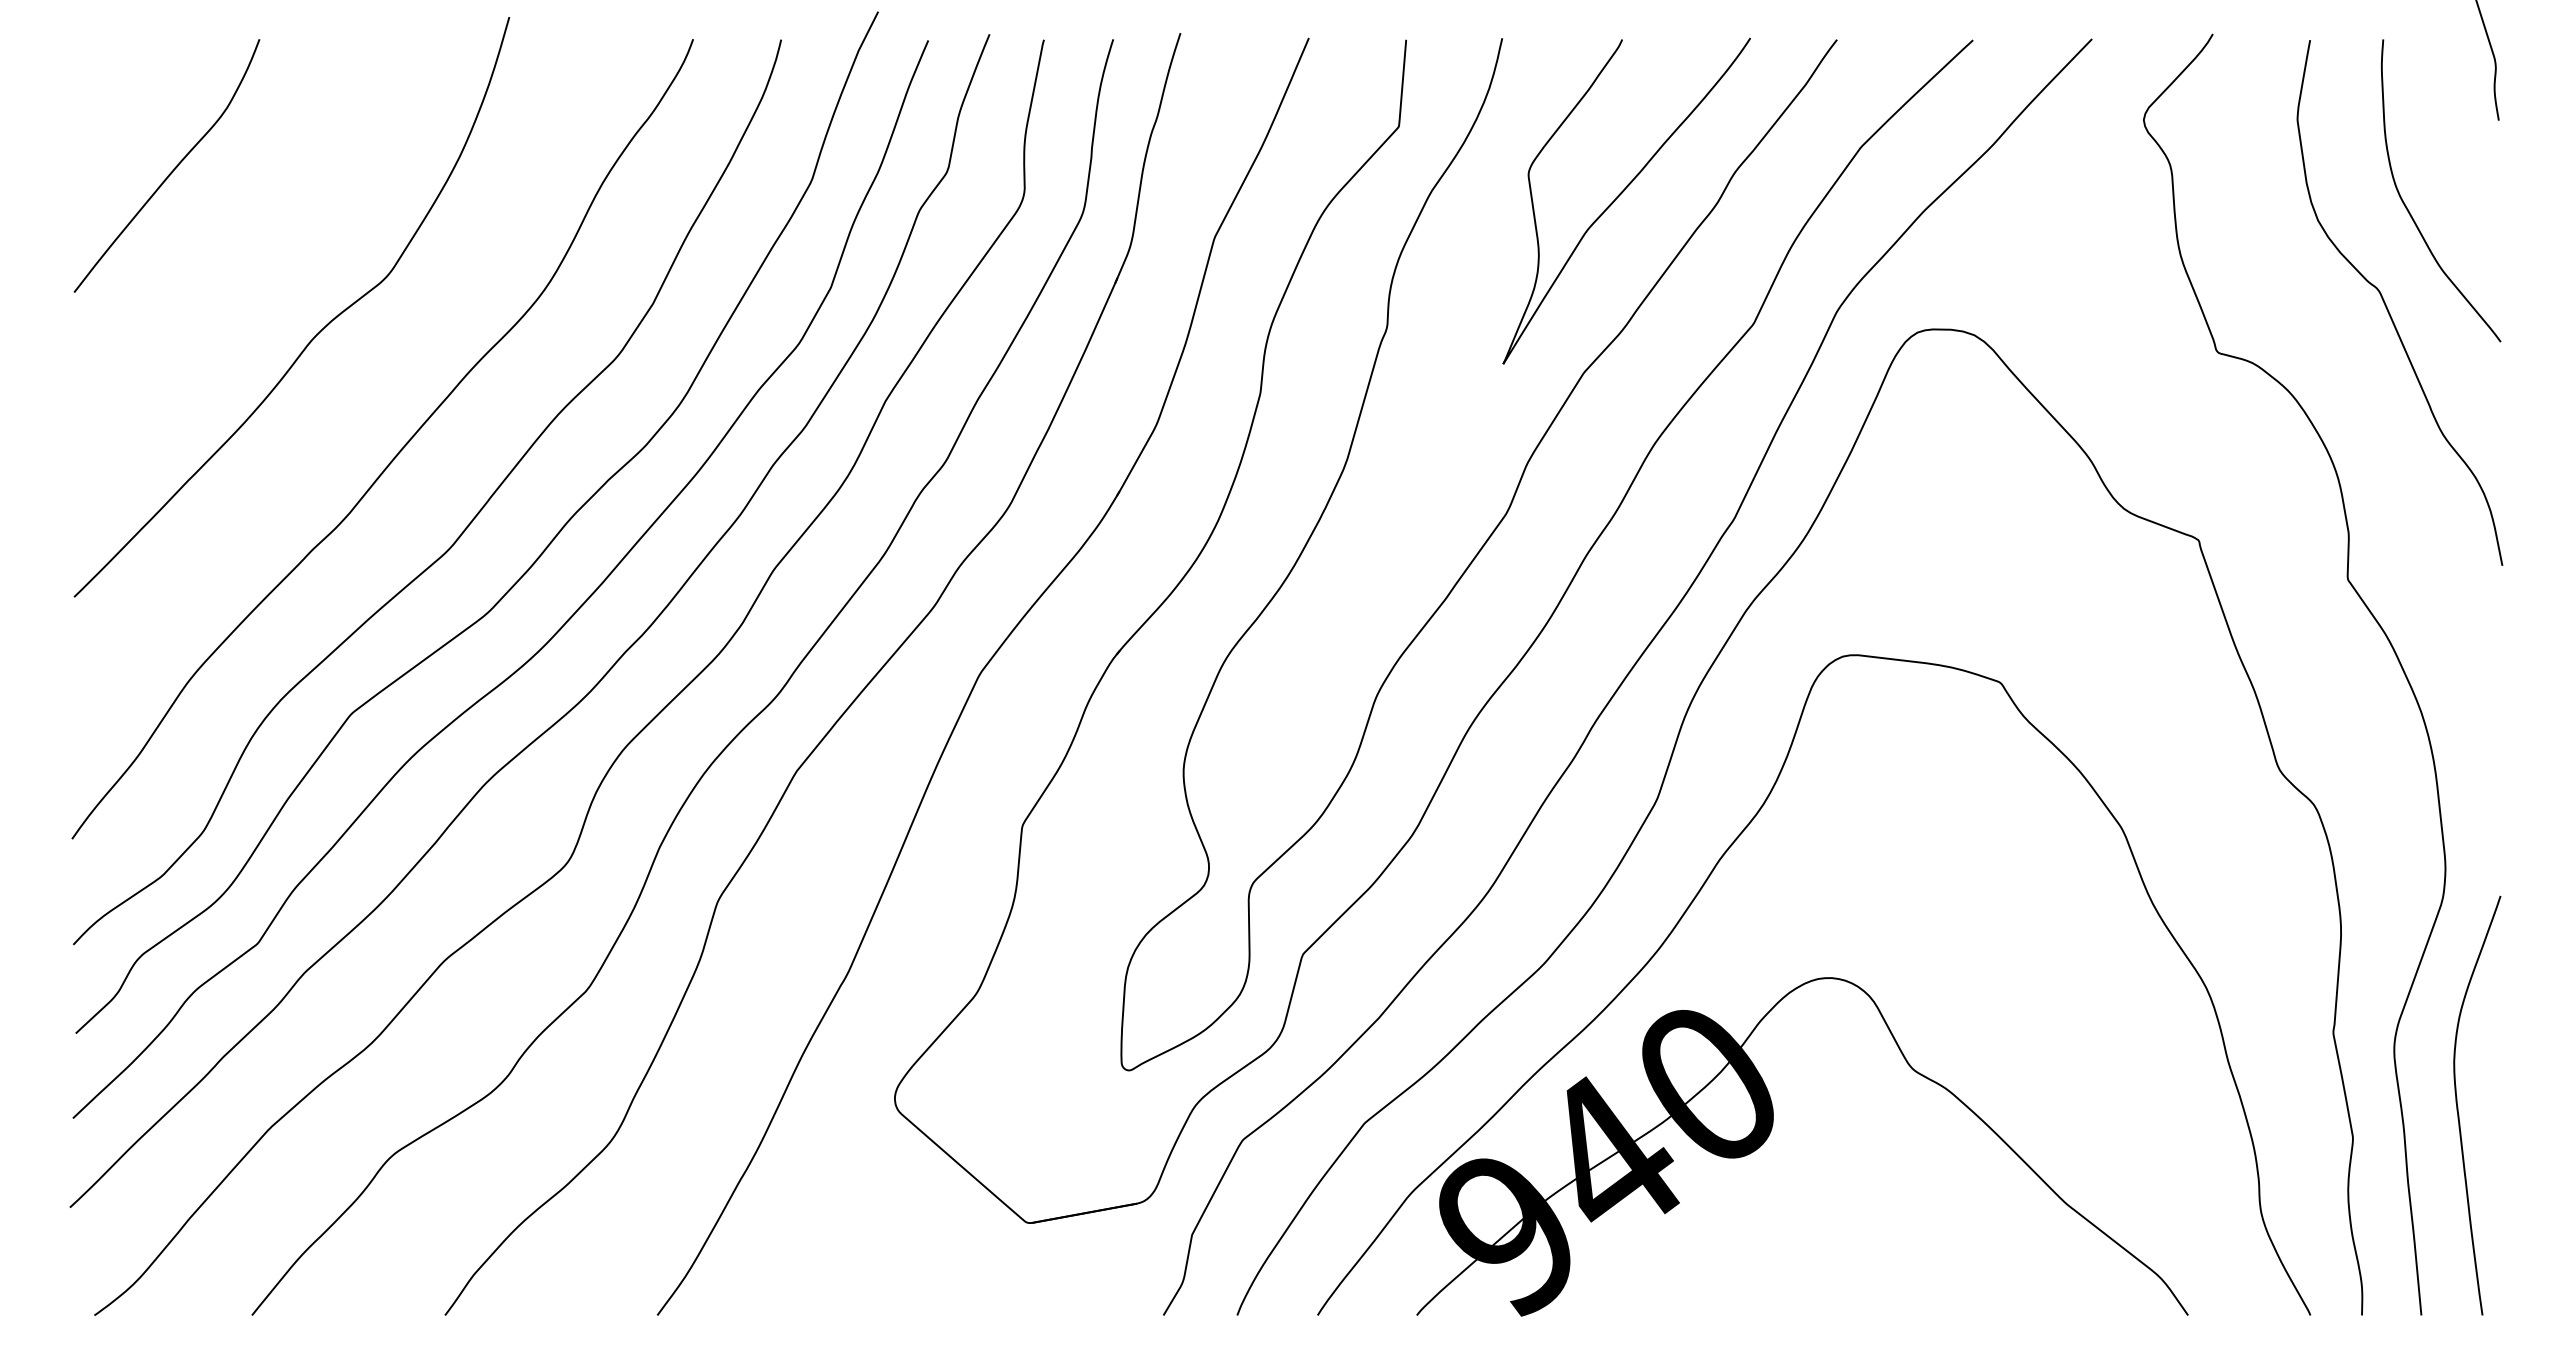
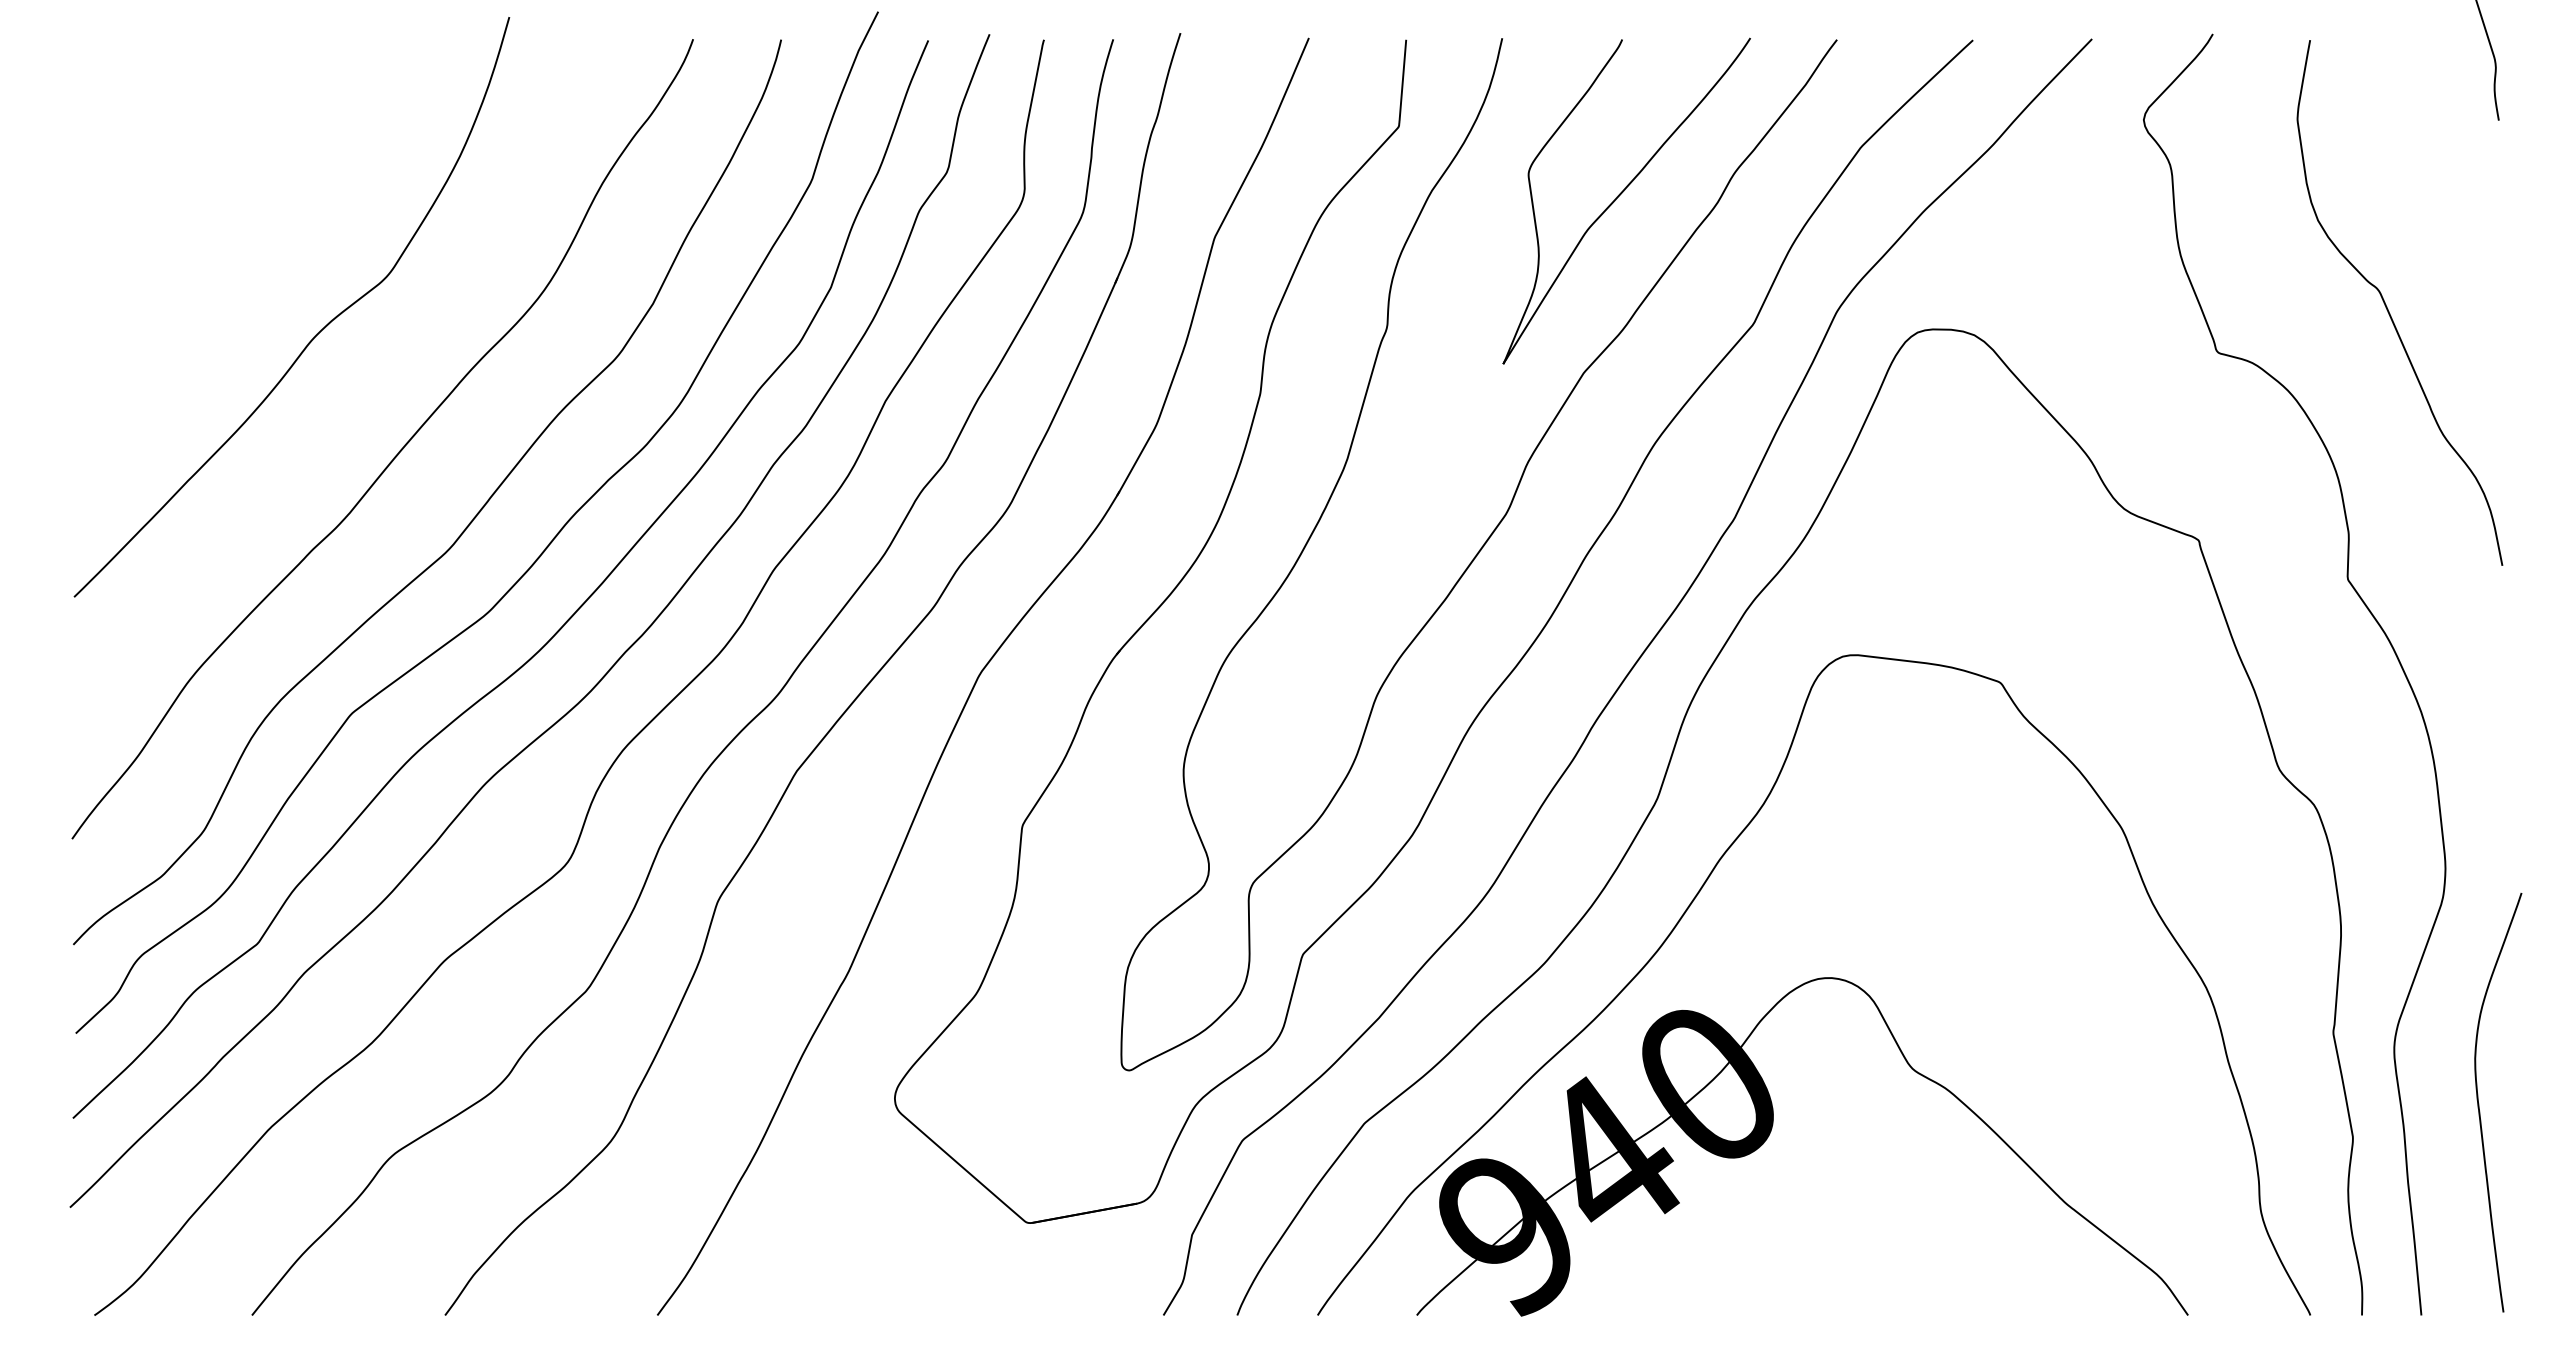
curve: present -> none (173, 168)
curve: present -> none (2407, 207)
curve position: (2458, 1106) -> (2479, 1103) (2479, 1103)
